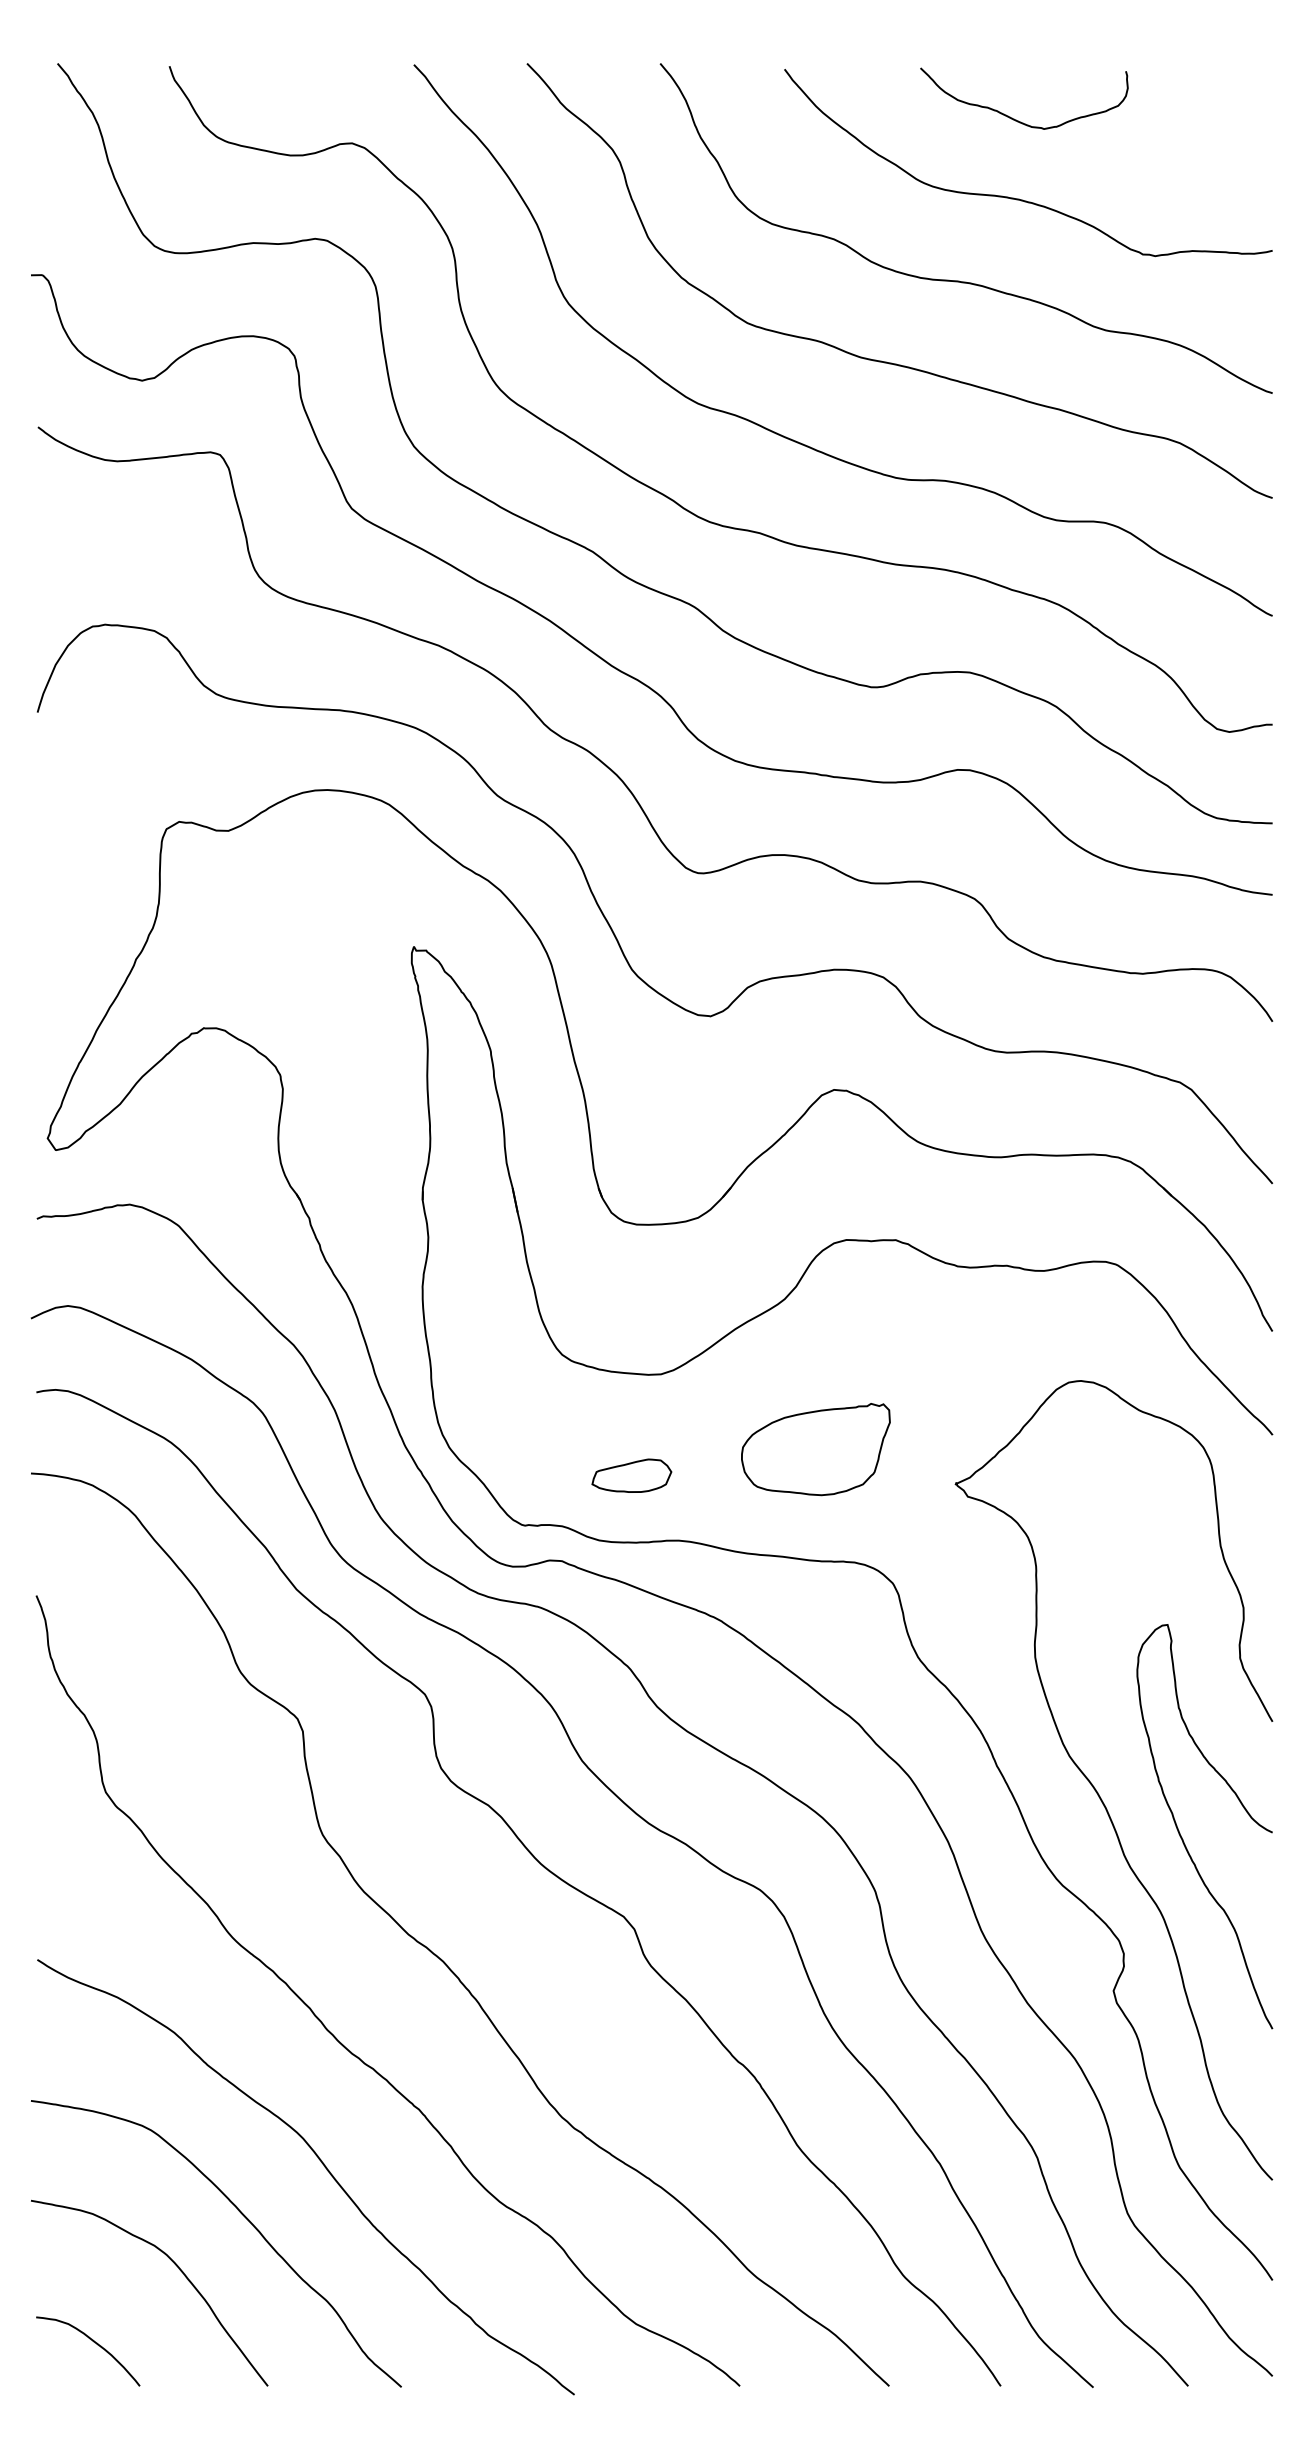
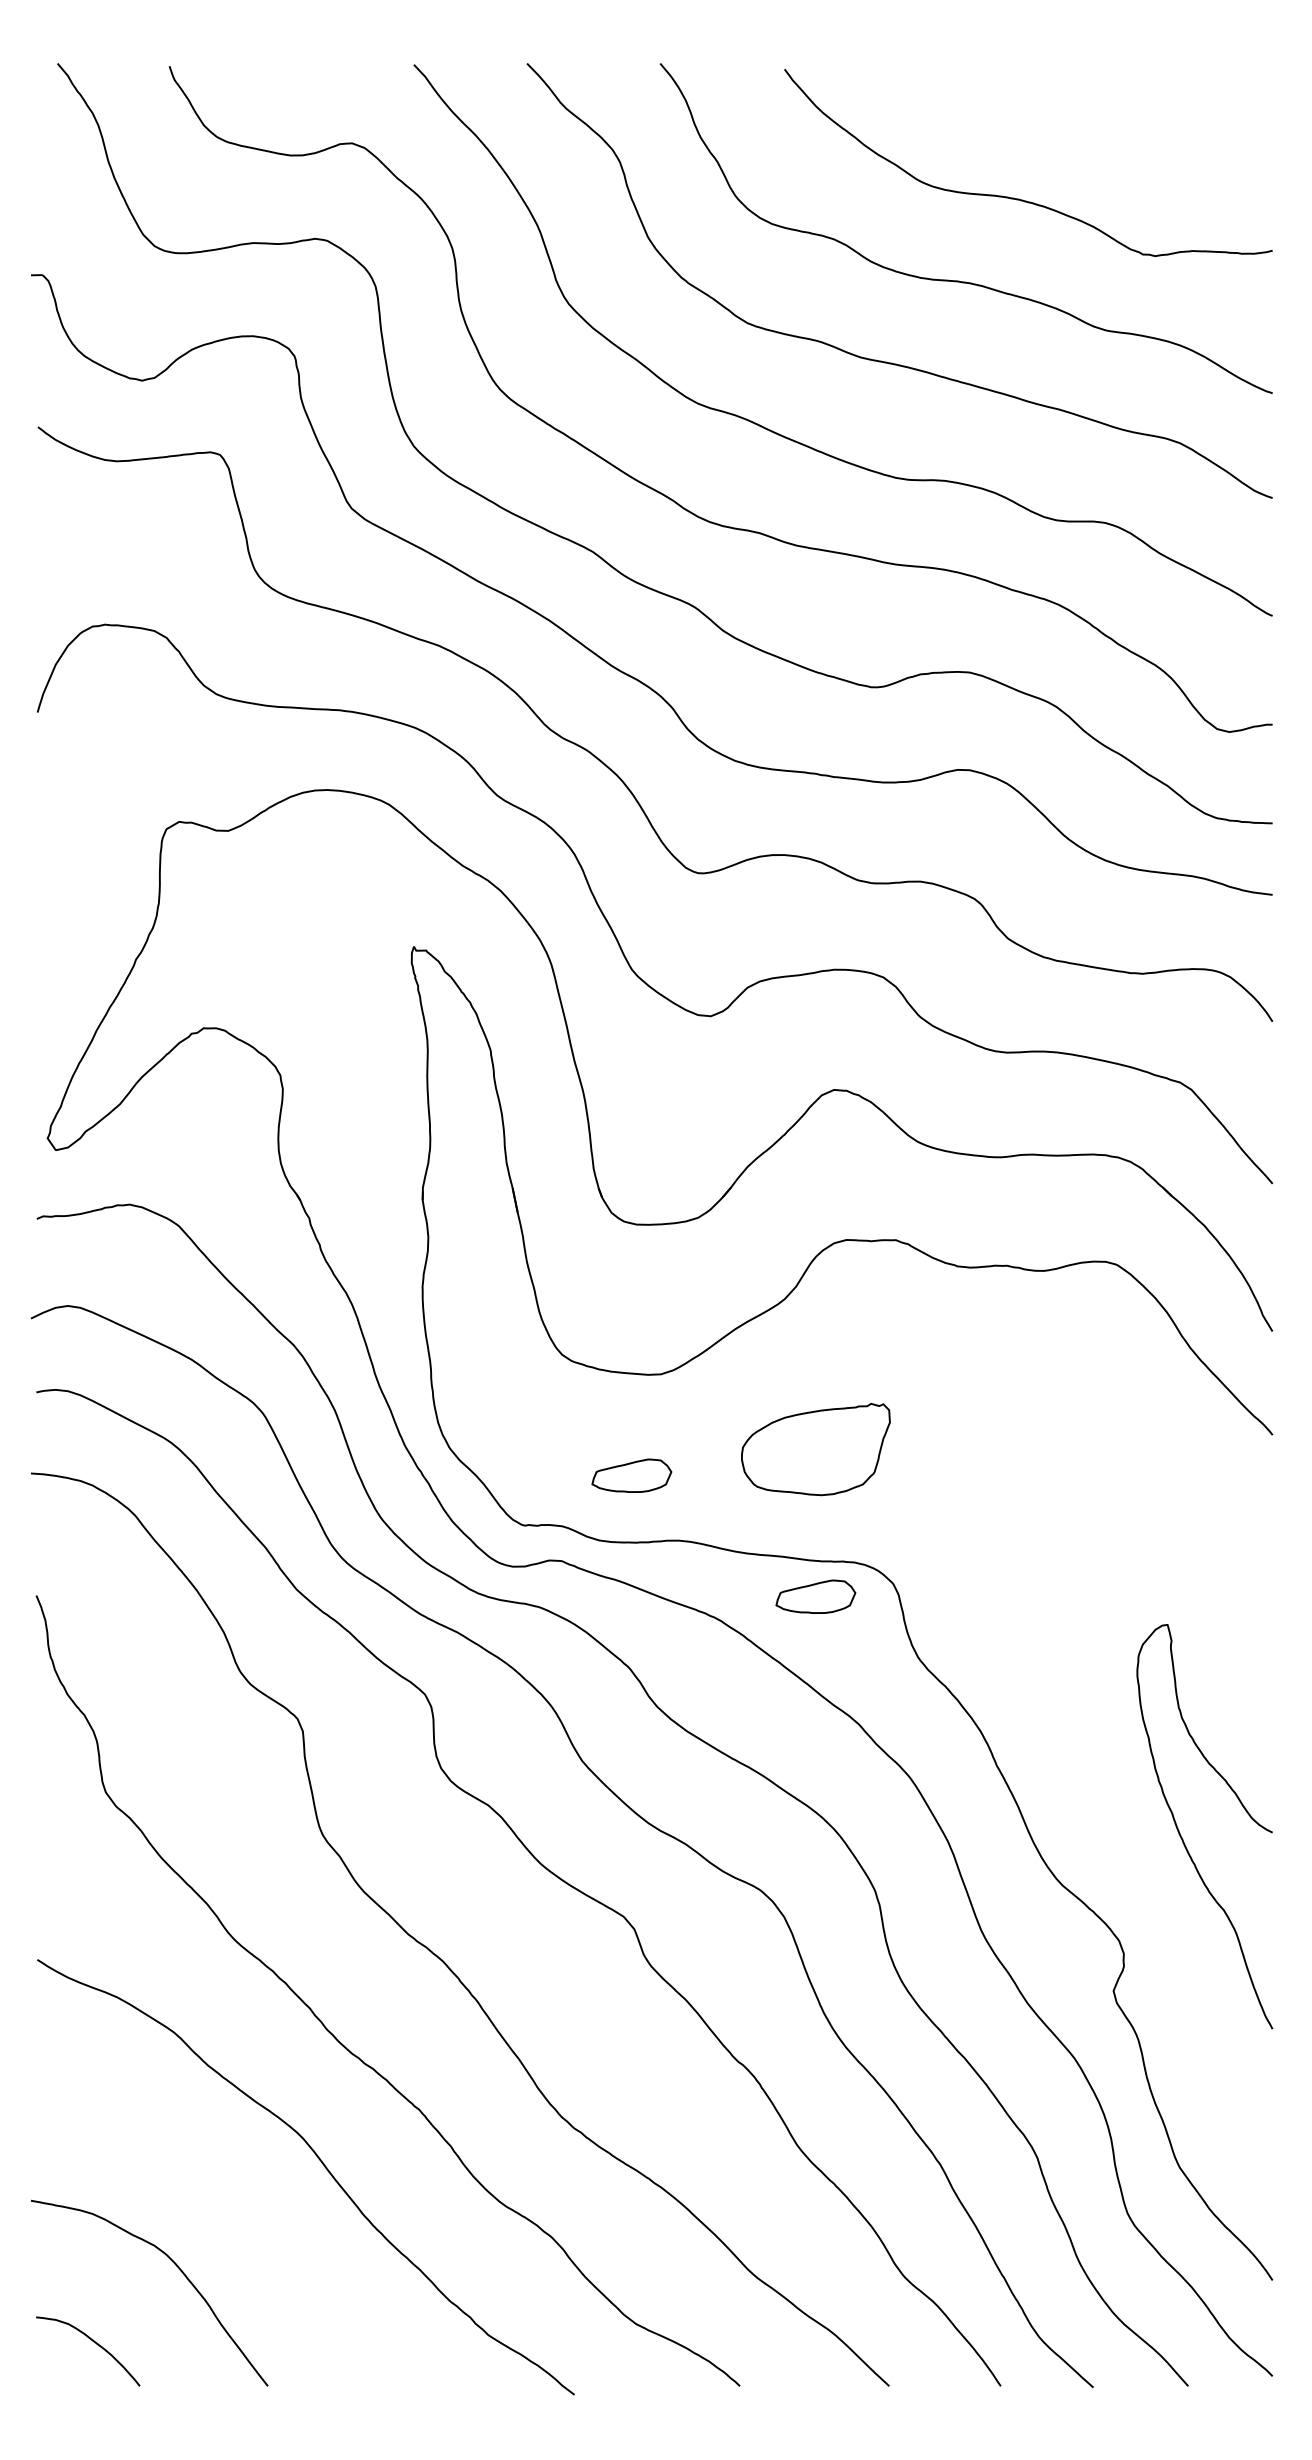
curve: present -> none (1014, 118)
part: none -> present (815, 1596)
curve: present -> none (1098, 1792)
curve: present -> none (243, 2216)
